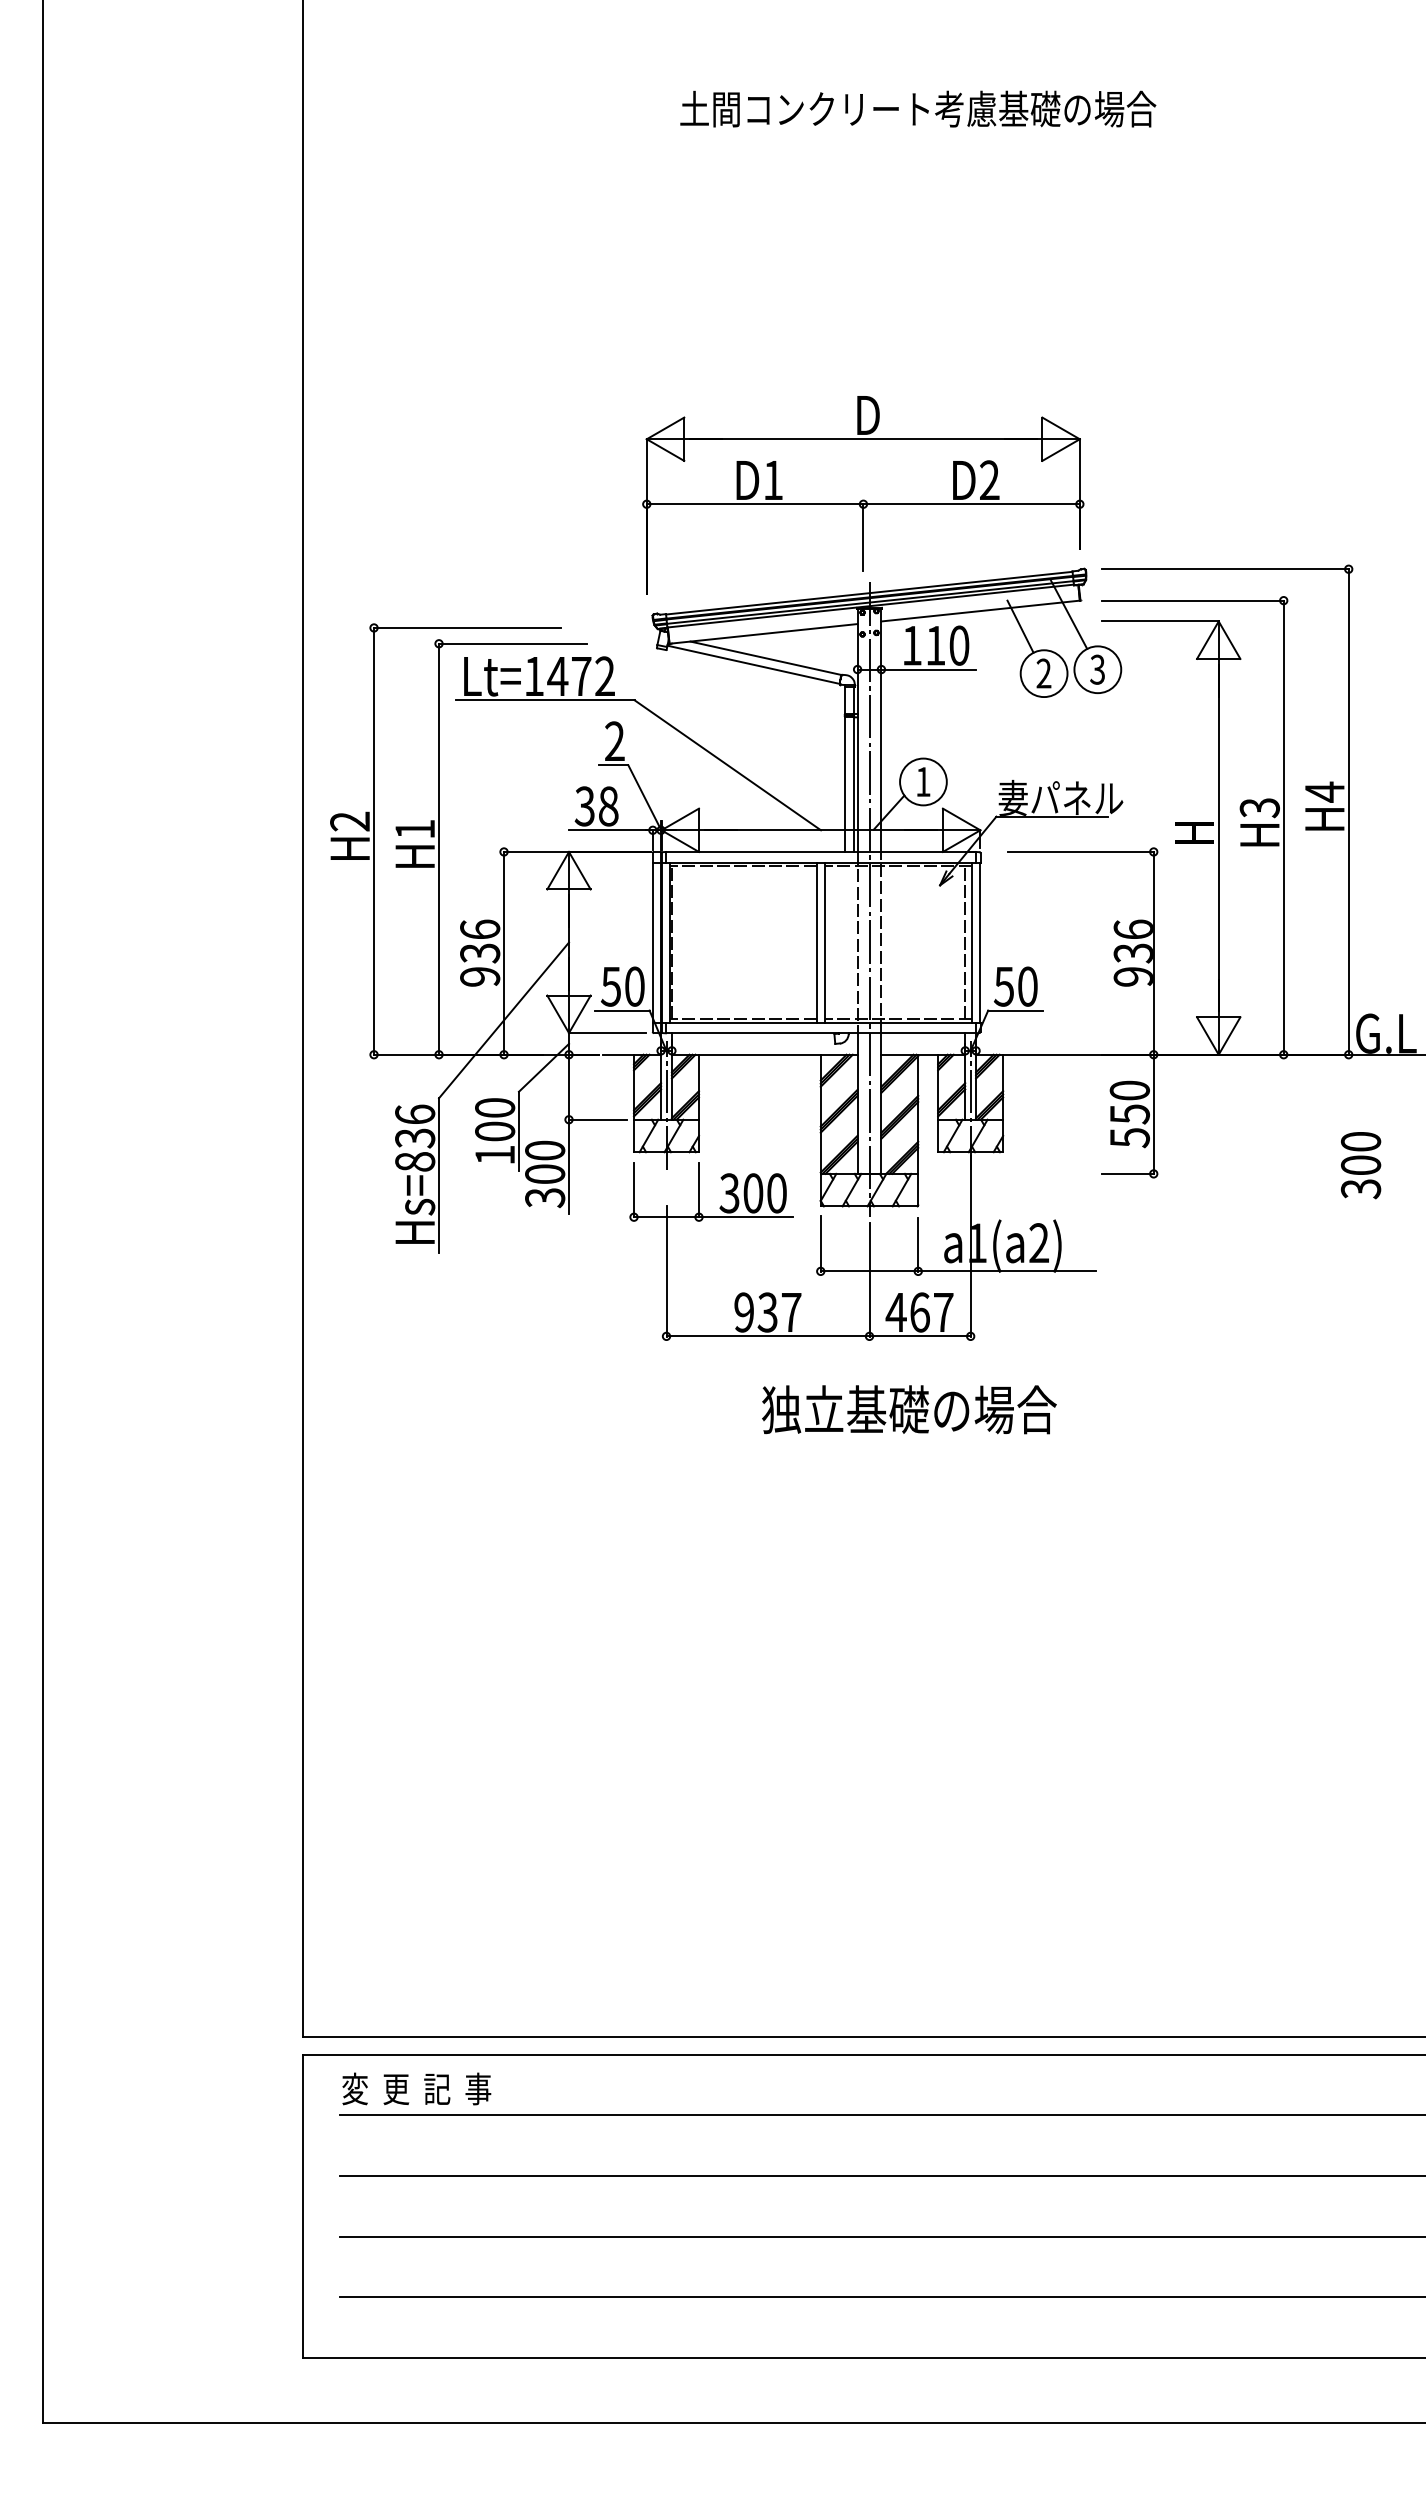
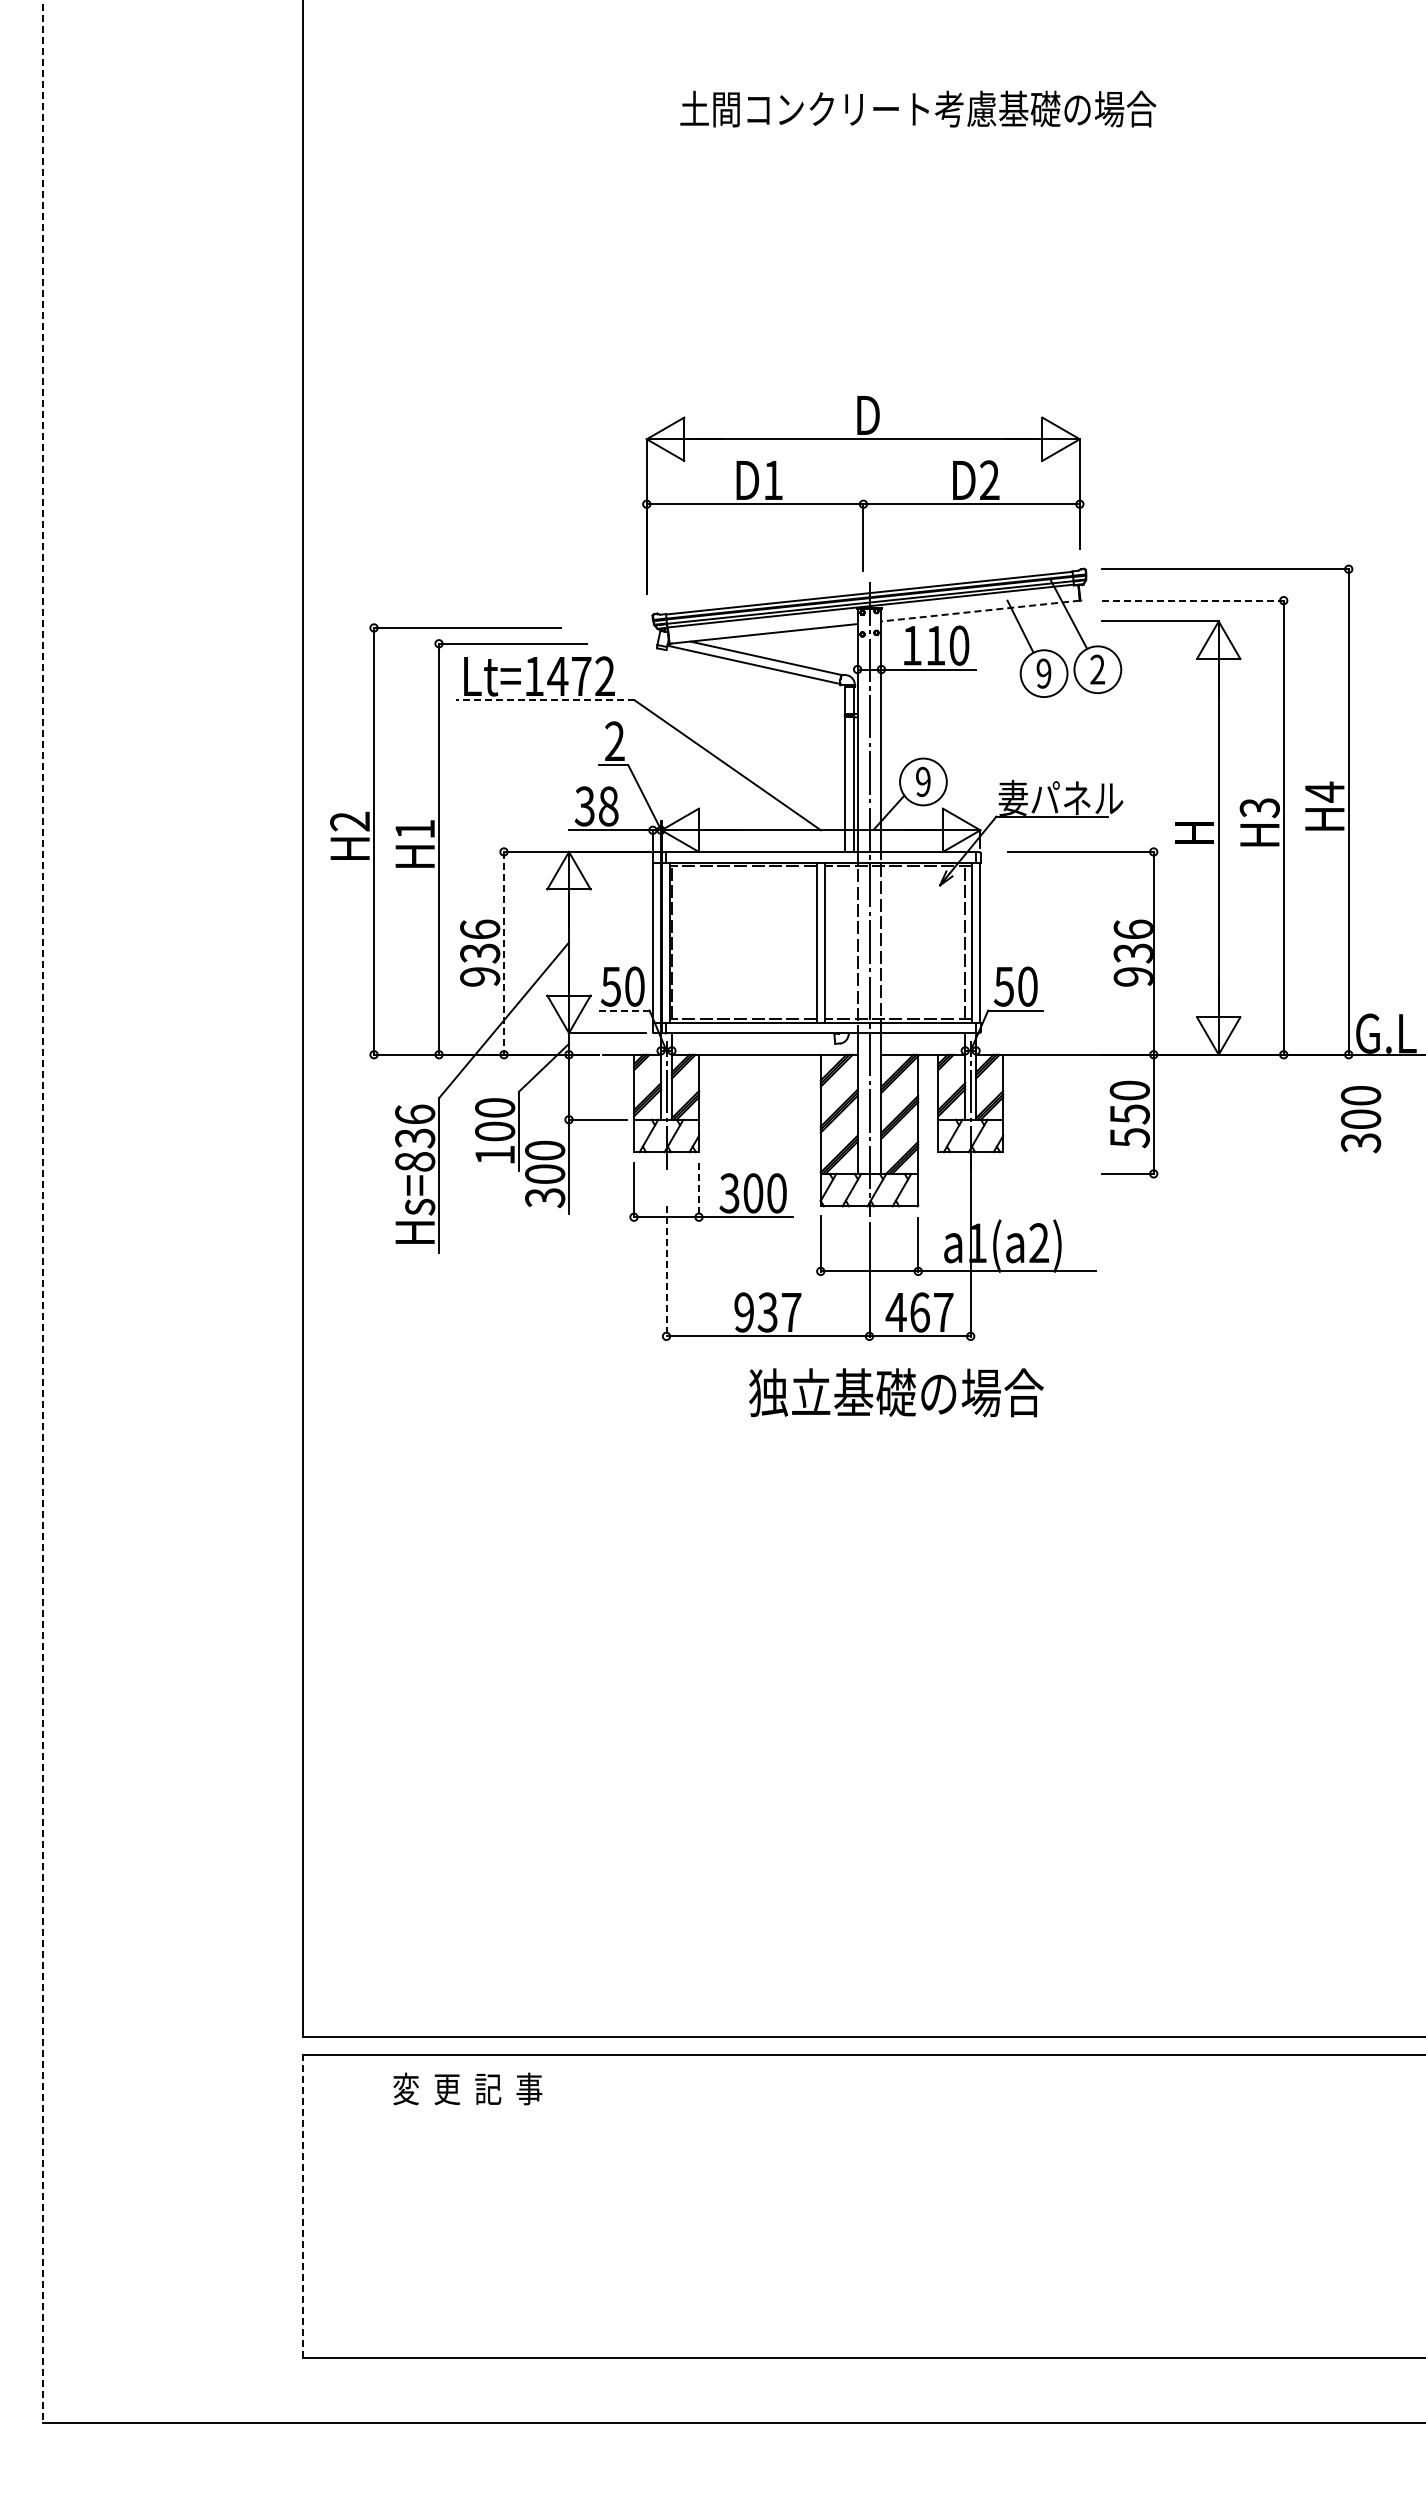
line: solid -> dashed (1193, 600)
line: solid -> dashed (980, 611)
text: 3 -> 2 (1097, 669)
text: 2 -> 9 (1043, 673)
line: solid -> dashed (545, 700)
text: 1 -> 9 (923, 781)
line: solid -> dashed (504, 953)
line: solid -> dashed (621, 1010)
text position: (1361, 1165) -> (1361, 1119) (1361, 1119)
line: solid -> dashed (699, 1190)
line: solid -> dashed (43, 1212)
line: solid -> dashed (666, 1271)
text position: (909, 1409) -> (896, 1392) (896, 1392)
text position: (416, 2088) -> (467, 2088) (467, 2088)
line: present -> none (880, 2115)
line: present -> none (880, 2176)
line: solid -> dashed (302, 2206)
line: present -> none (880, 2236)
line: present -> none (880, 2297)
